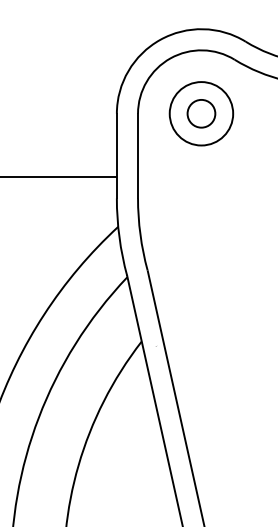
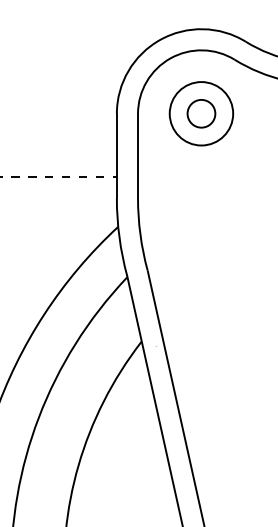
line: solid -> dashed (58, 177)
